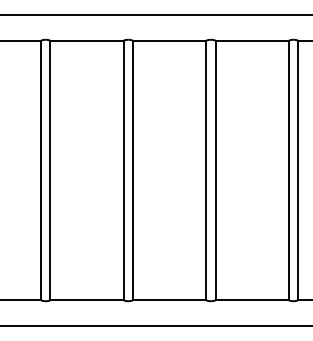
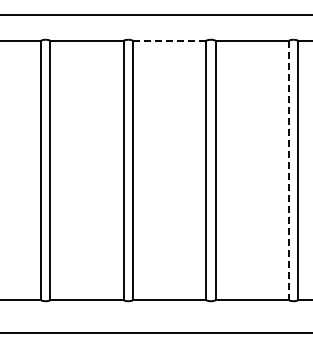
line: solid -> dashed (169, 40)
line: solid -> dashed (288, 170)
line position: (155, 325) -> (155, 332) (155, 332)
